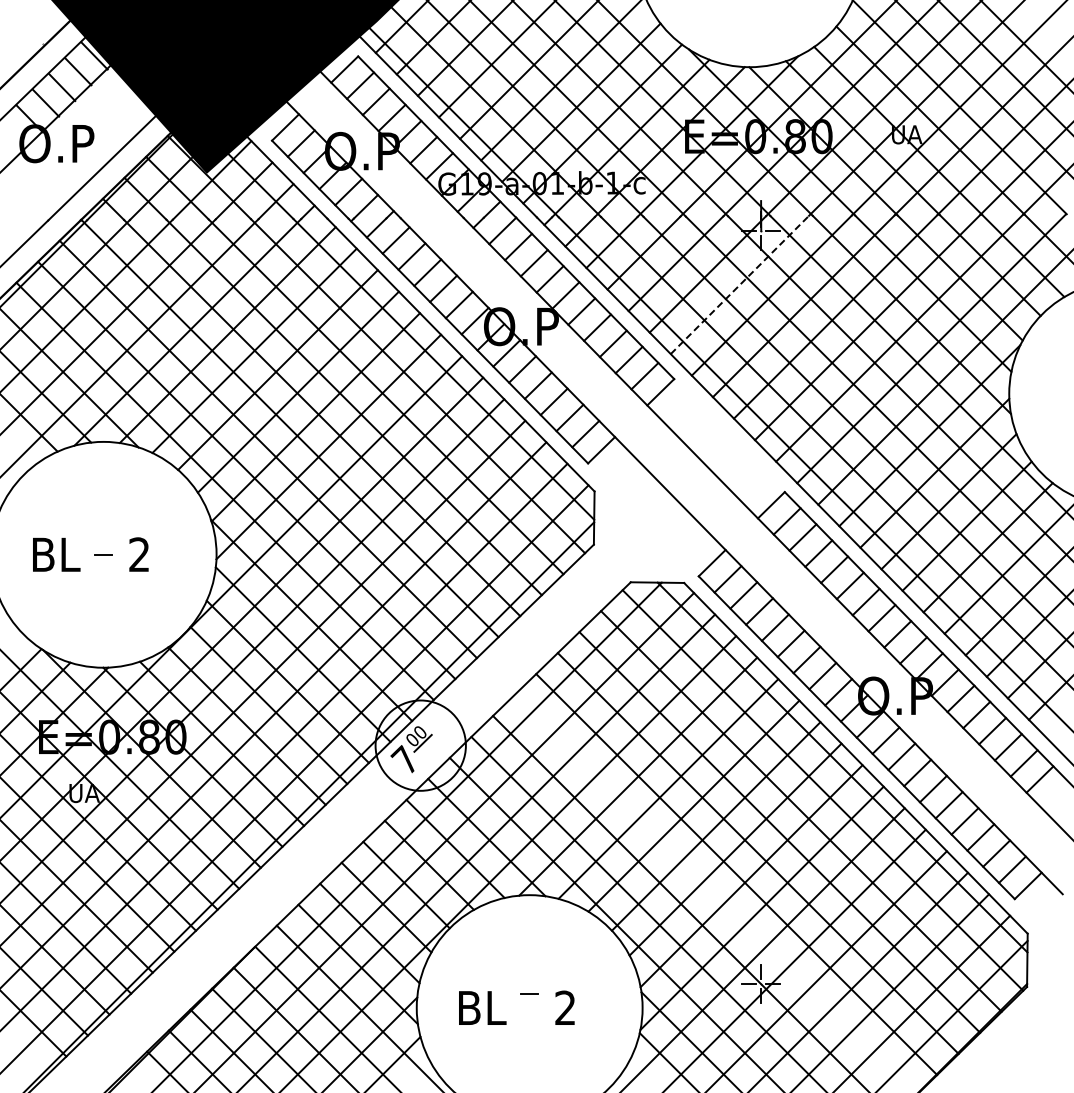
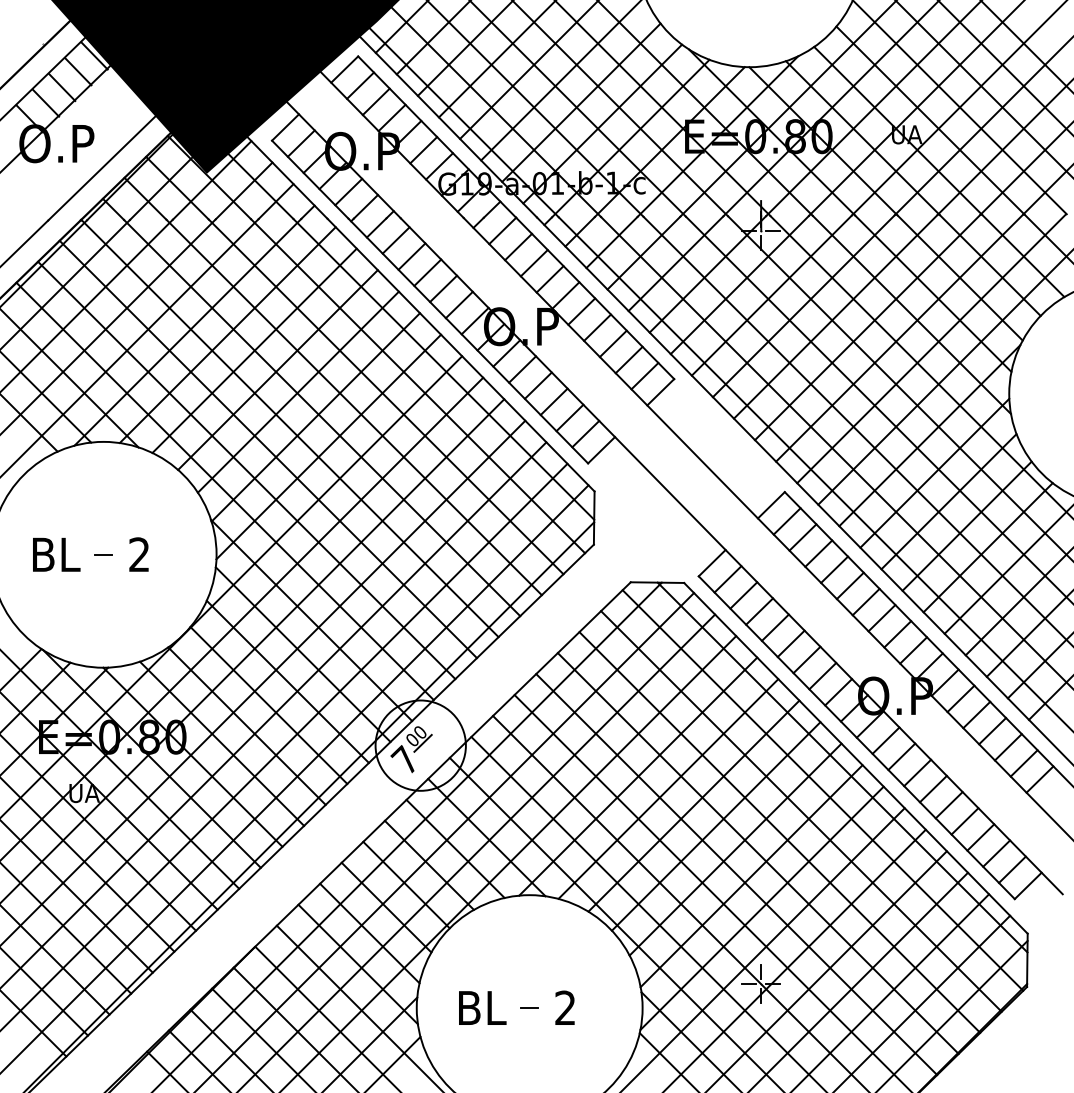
line: dashed -> solid (739, 284)
line: none -> present (711, 892)
line position: (529, 993) -> (529, 1007) (529, 1007)
